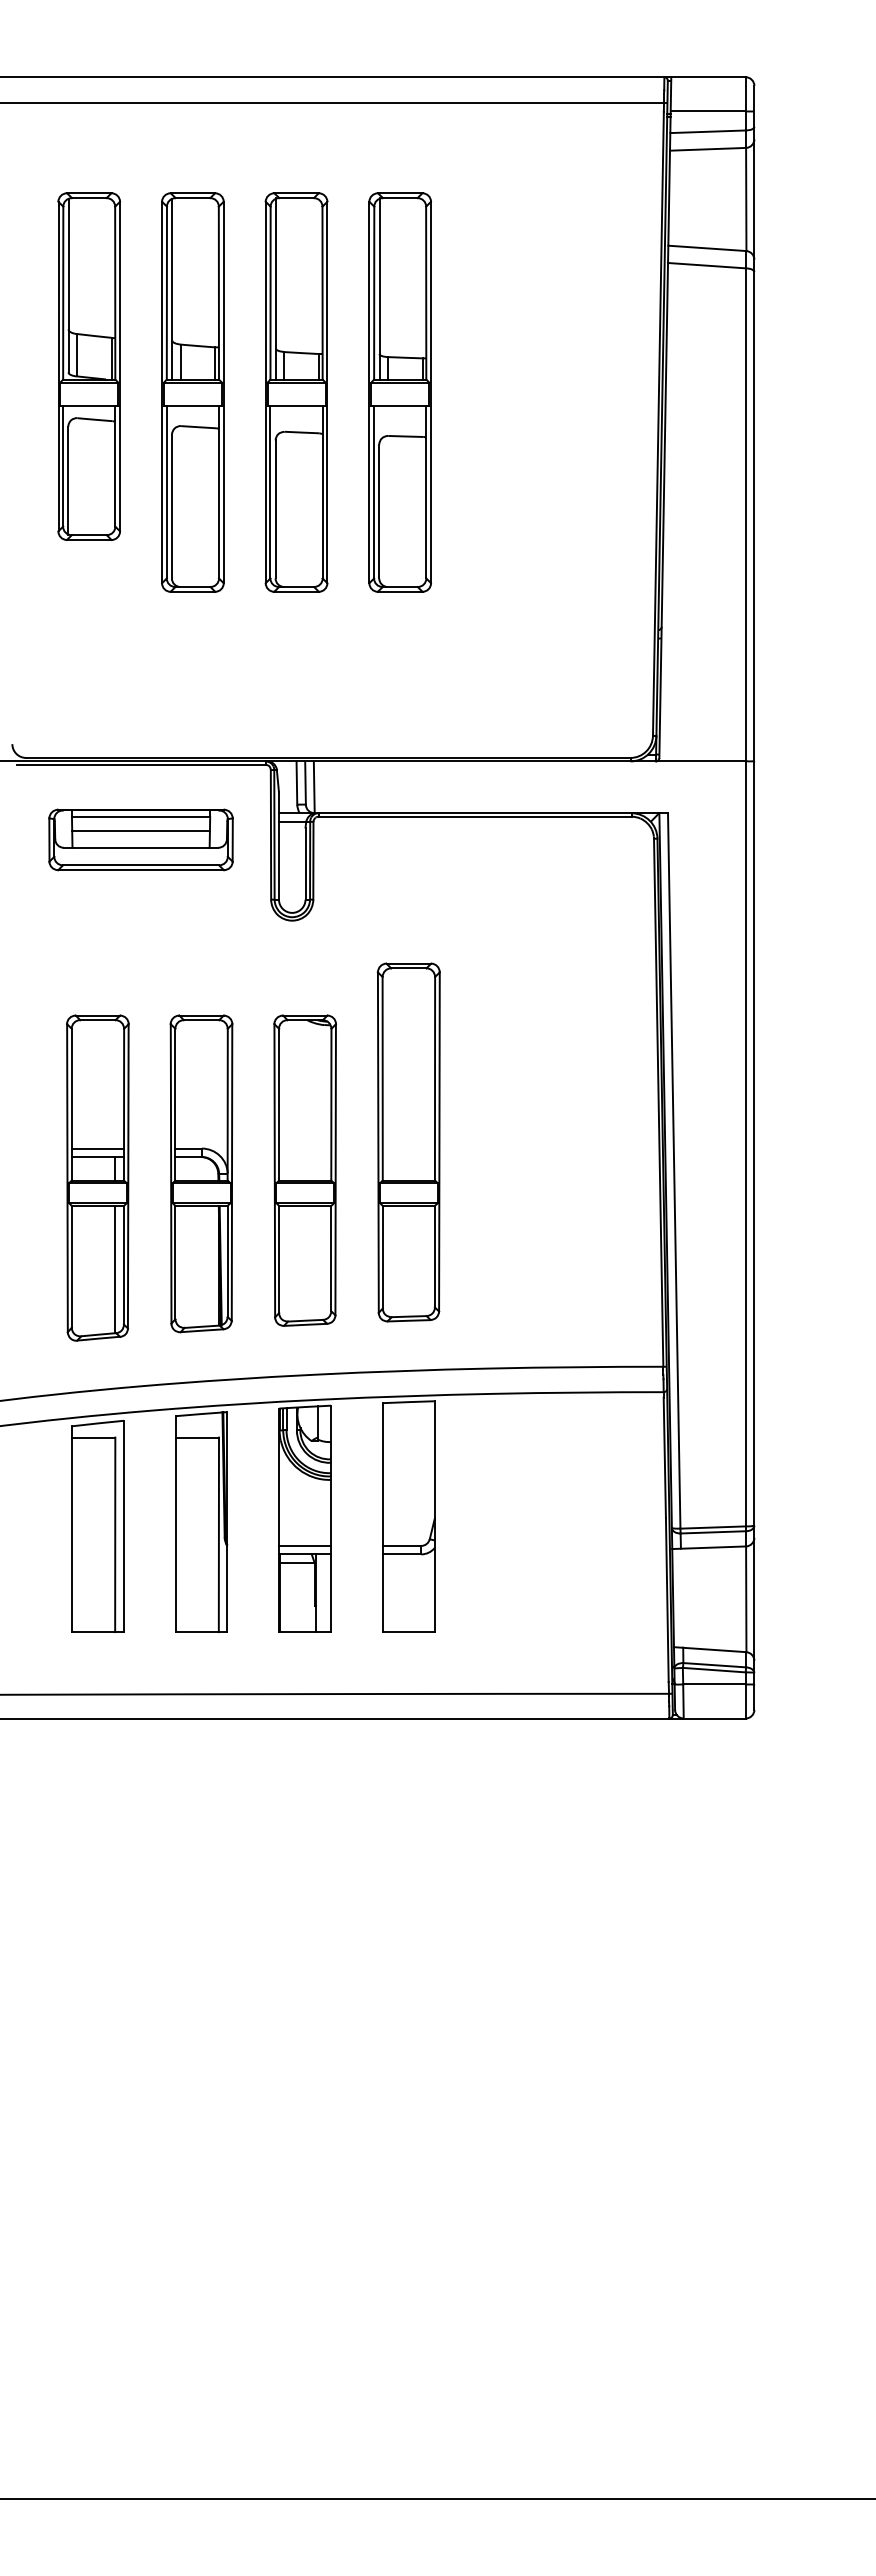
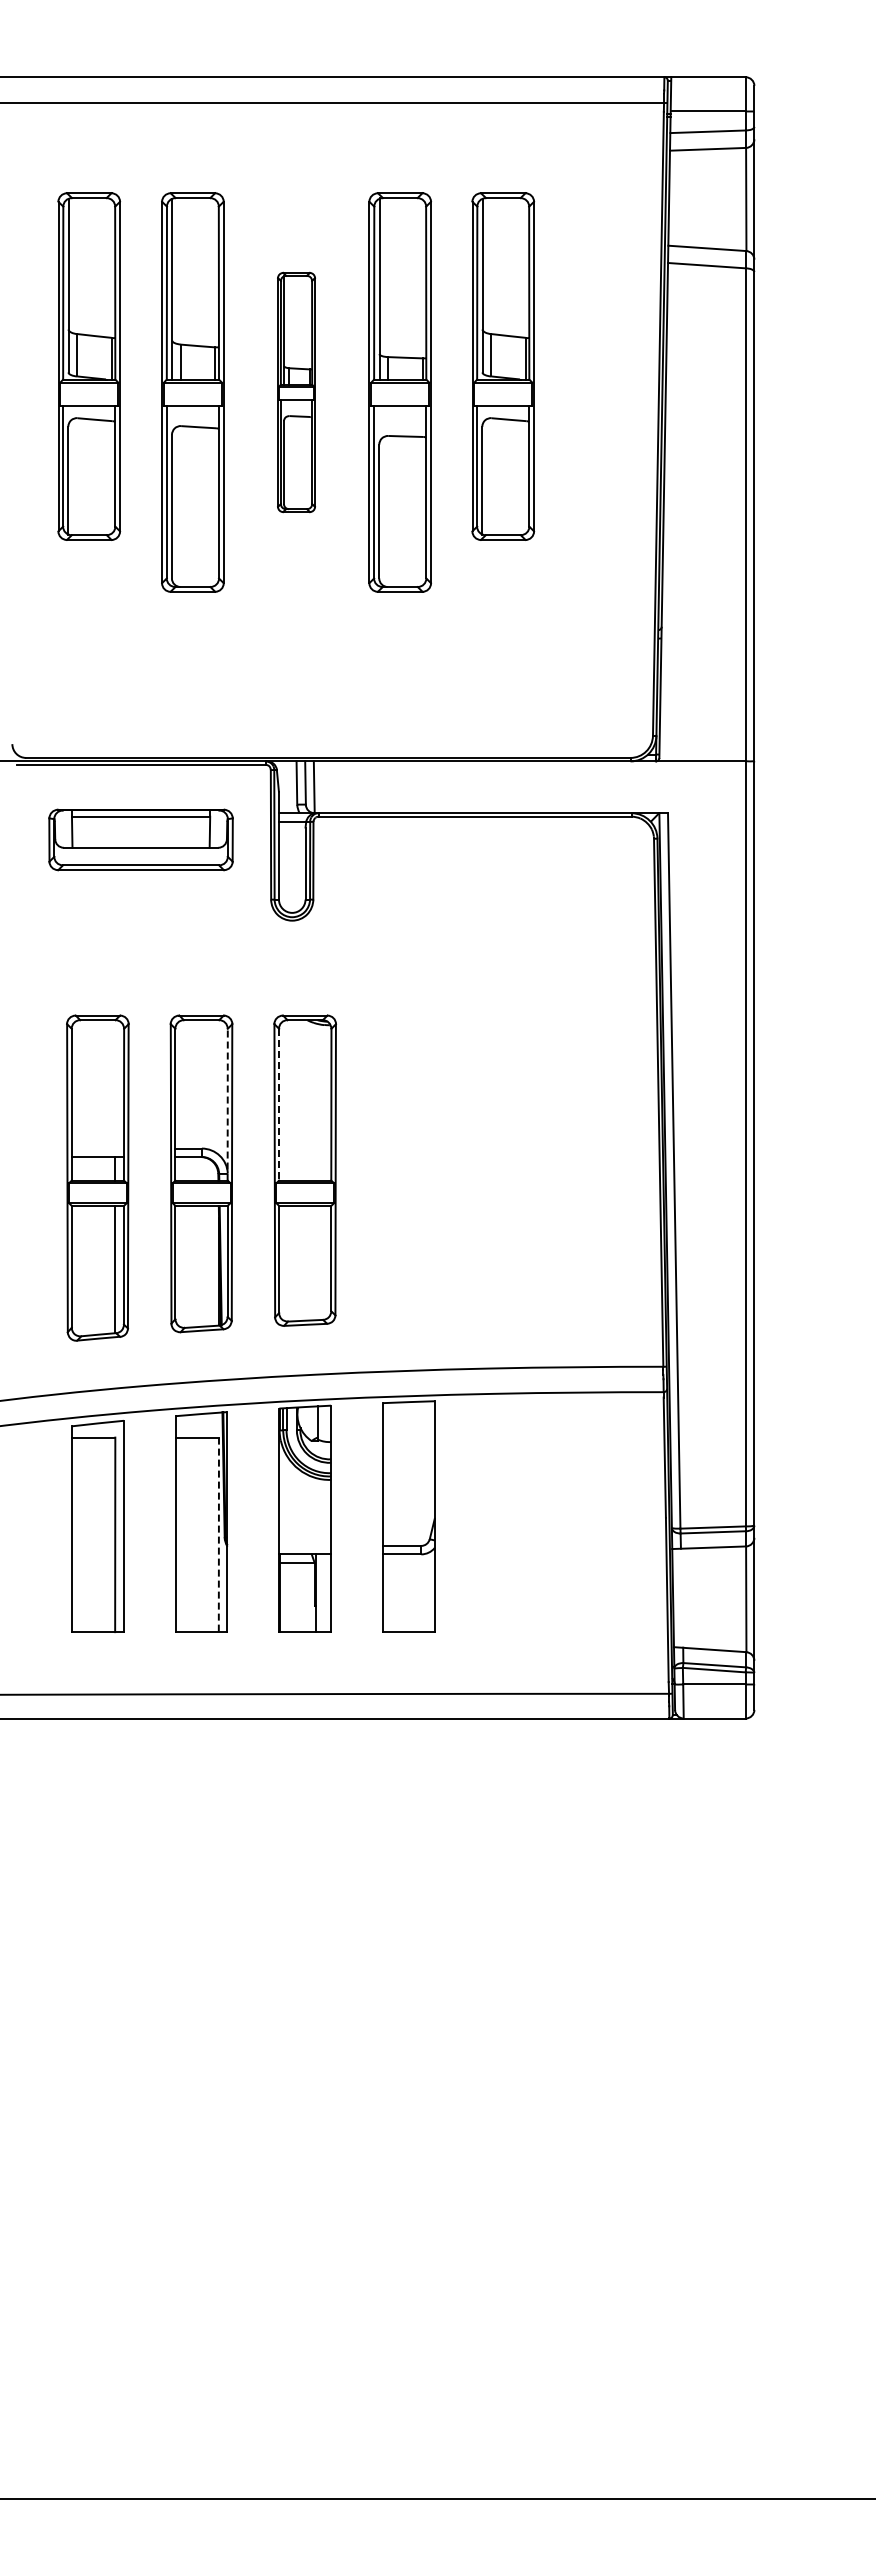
part: none -> present (503, 366)
part size: 65x401 px -> 39x243 px (296, 392)
line: present -> none (141, 830)
line: solid -> dashed (227, 1104)
line: solid -> dashed (279, 1104)
part: present -> none (408, 1142)
line: present -> none (97, 1148)
line: solid -> dashed (218, 1535)
line: present -> none (305, 1545)
